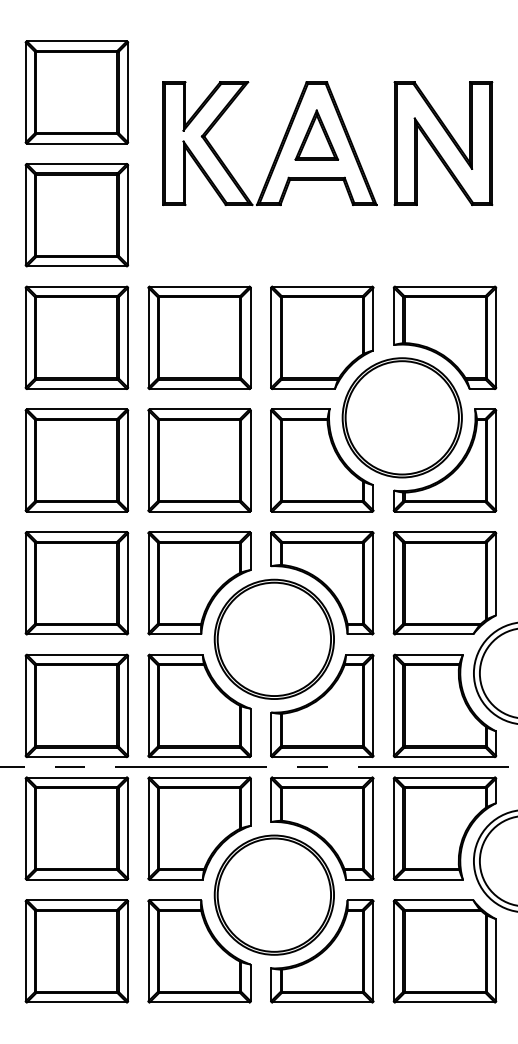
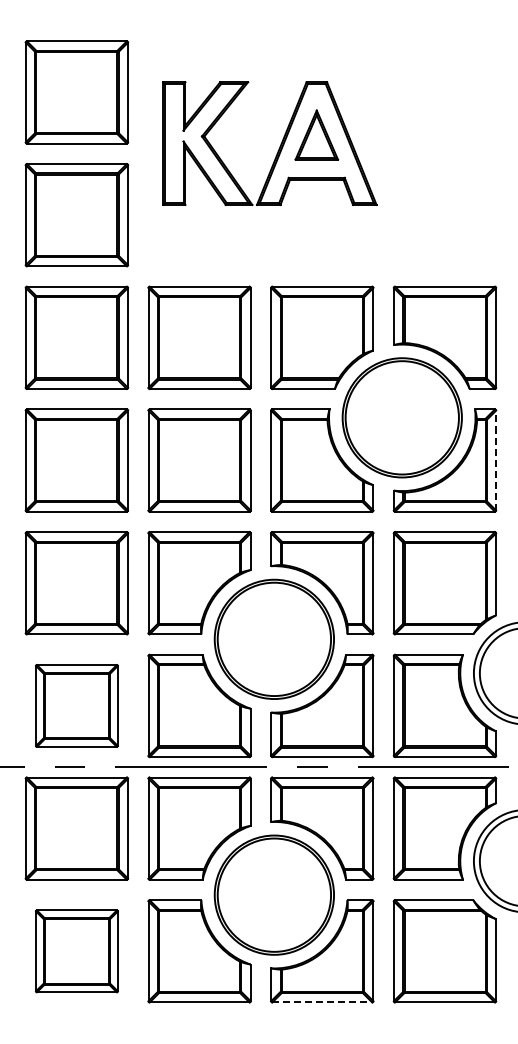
part: present -> none (443, 143)
line: solid -> dashed (496, 460)
part size: 106x106 px -> 84x84 px (76, 705)
part size: 106x105 px -> 84x85 px (76, 951)
line: solid -> dashed (322, 1002)
